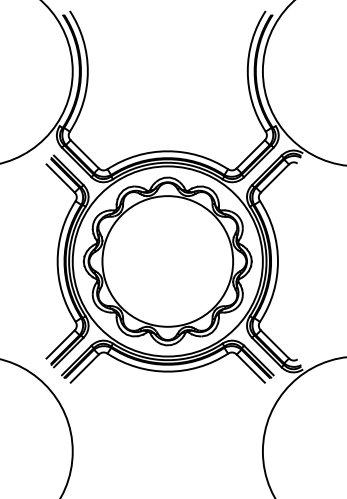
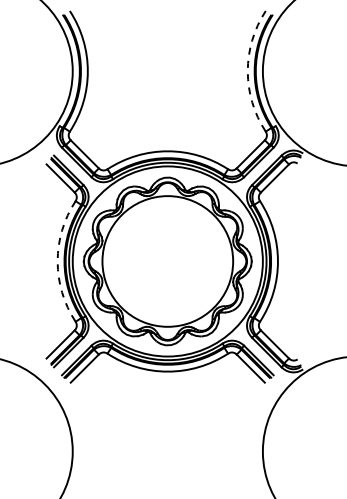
arc: solid -> dashed (247, 71)
arc: solid -> dashed (57, 261)
